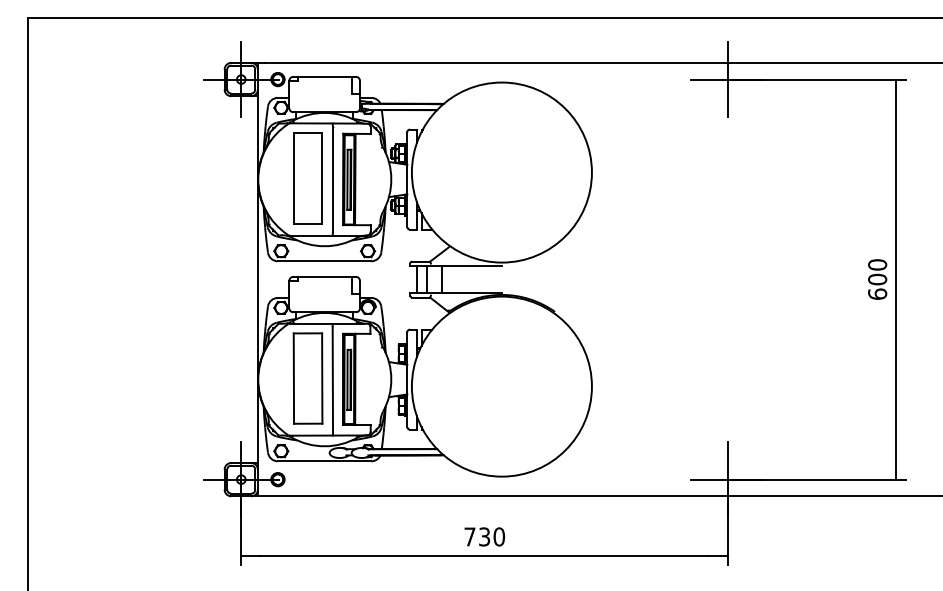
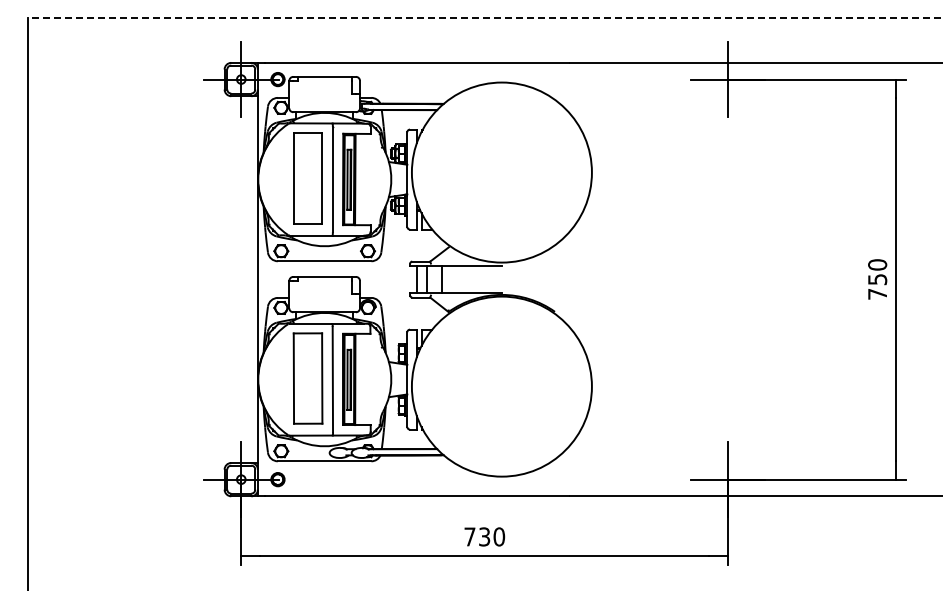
line: solid -> dashed (485, 17)
text: 600 -> 750 (877, 286)
